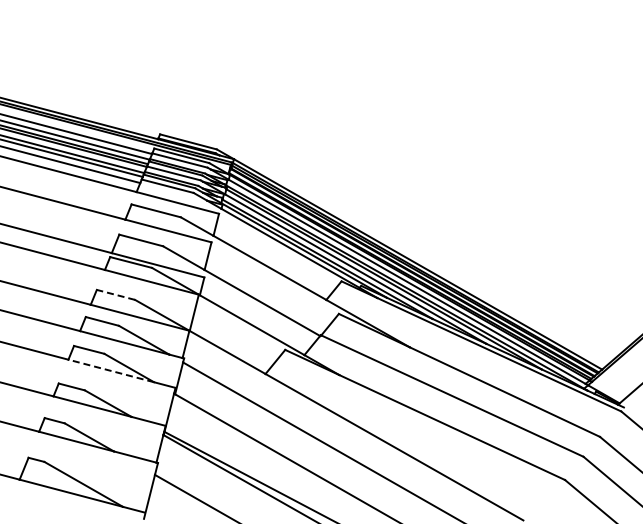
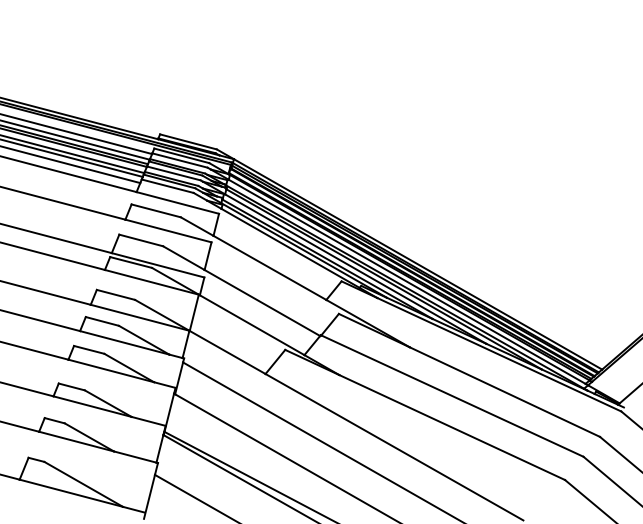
line: dashed -> solid (115, 294)
line: dashed -> solid (110, 370)
